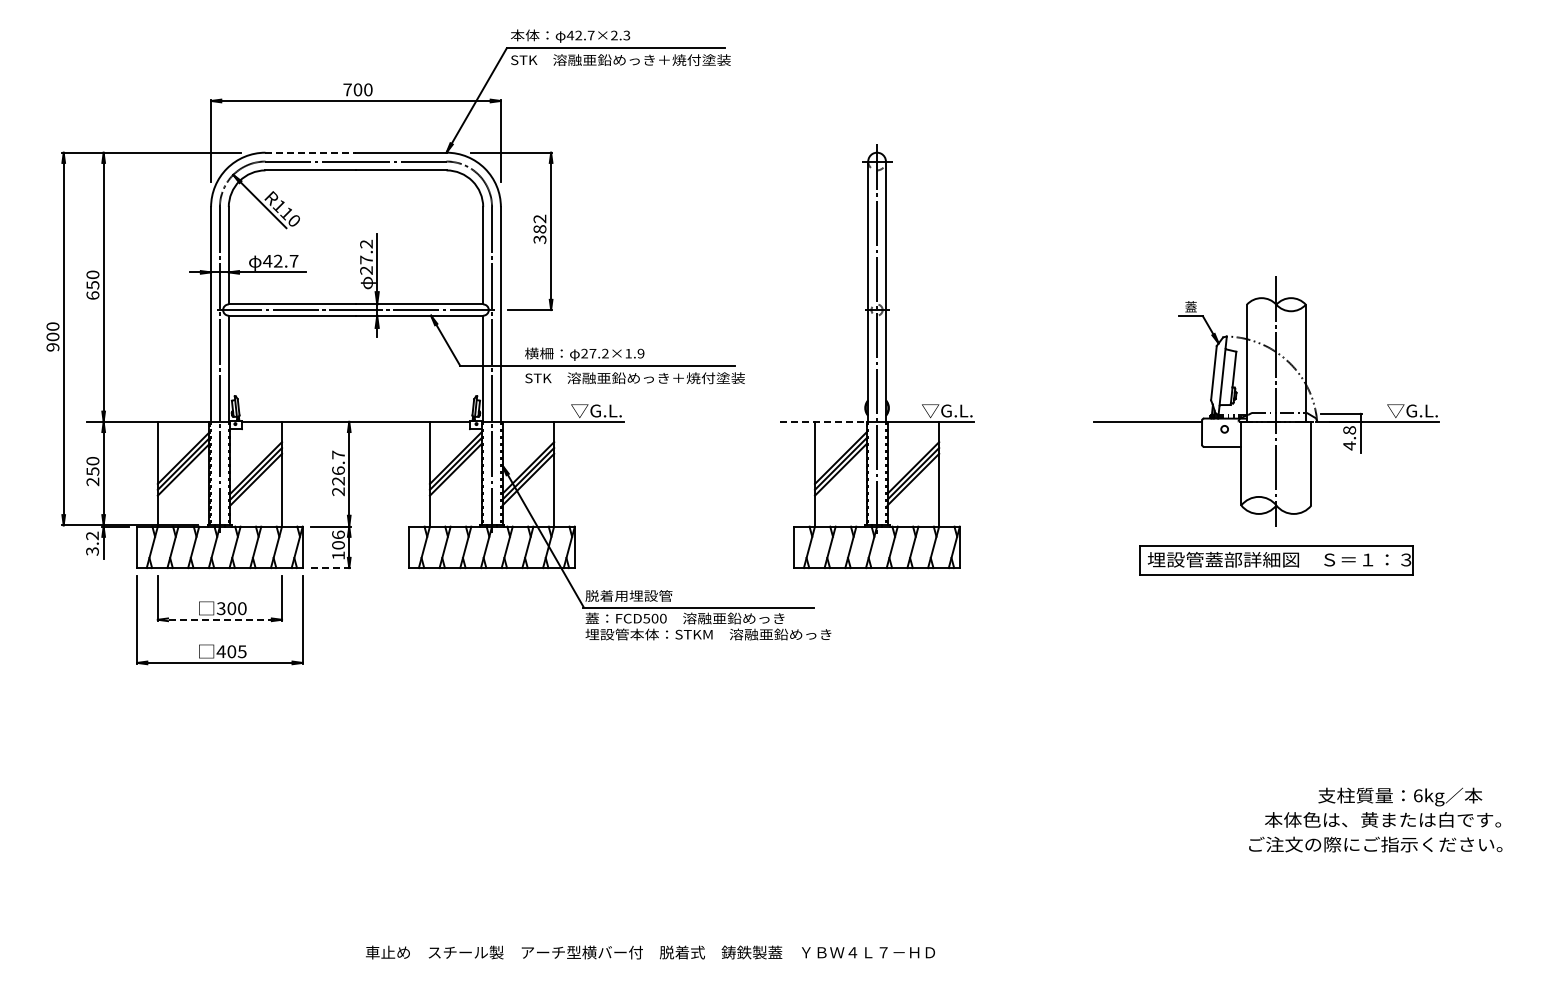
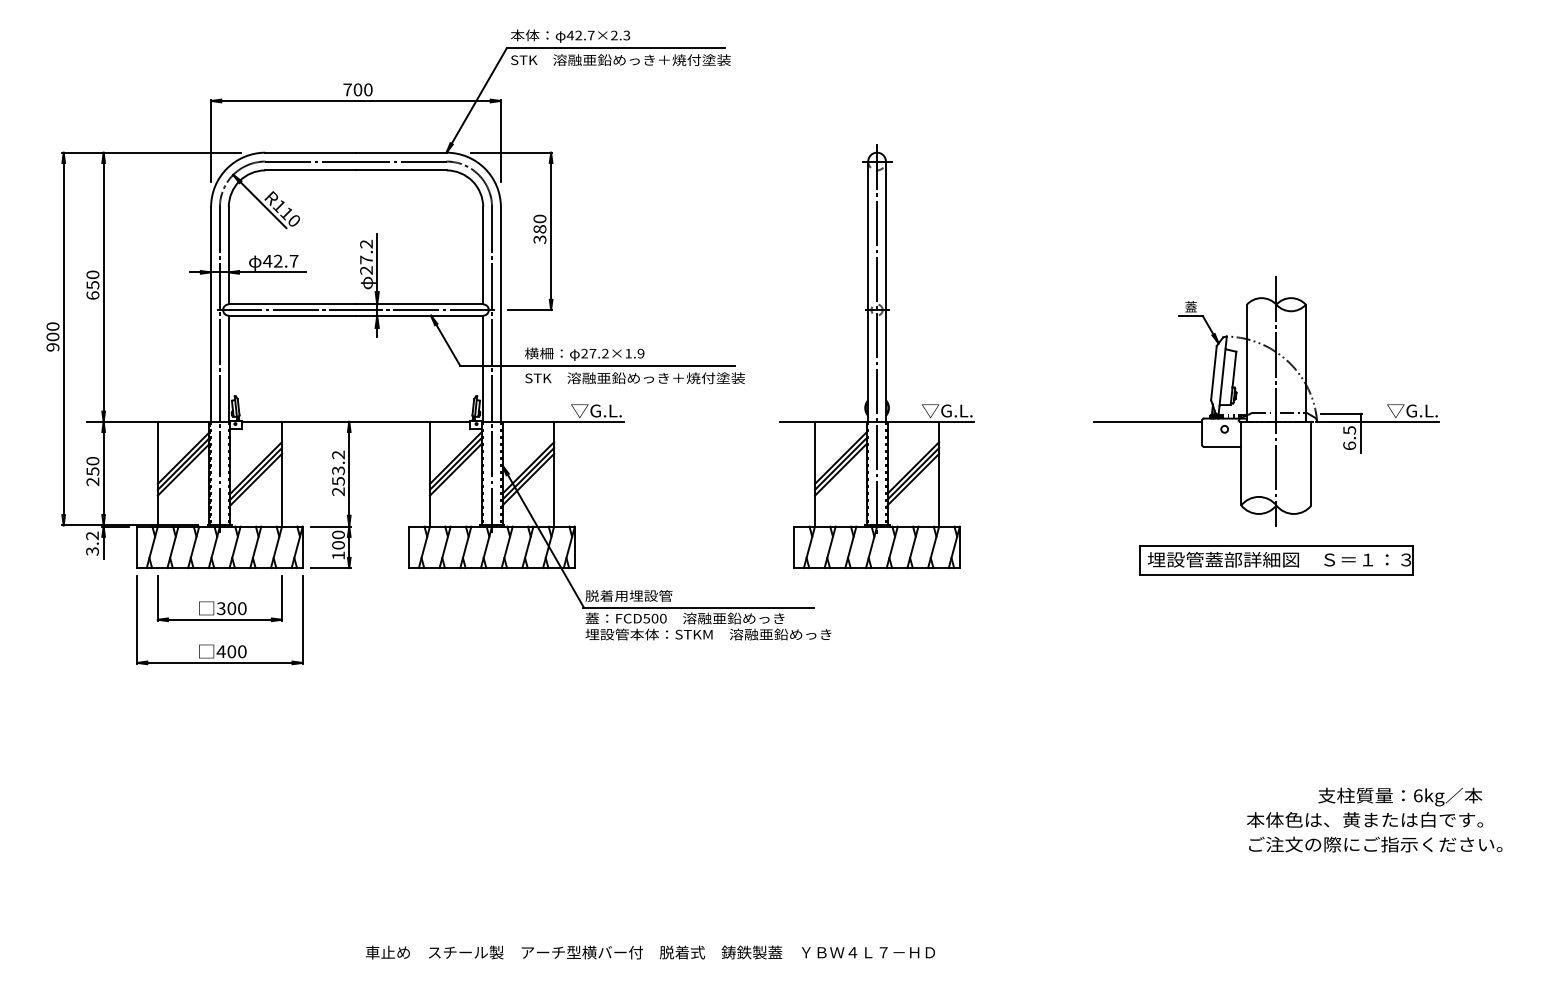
line: dashed -> solid (311, 152)
text: 382 -> 380 (539, 218)
line: dashed -> solid (823, 421)
text: 4.8 -> 6.5 (1349, 438)
text: 226.7 -> 253.2 (338, 467)
text: 106 -> 100 (338, 534)
line: dashed -> solid (330, 568)
line: dashed -> solid (220, 619)
text: 405 -> 400 (241, 651)
text position: (1383, 819) -> (1365, 819) (1365, 819)
